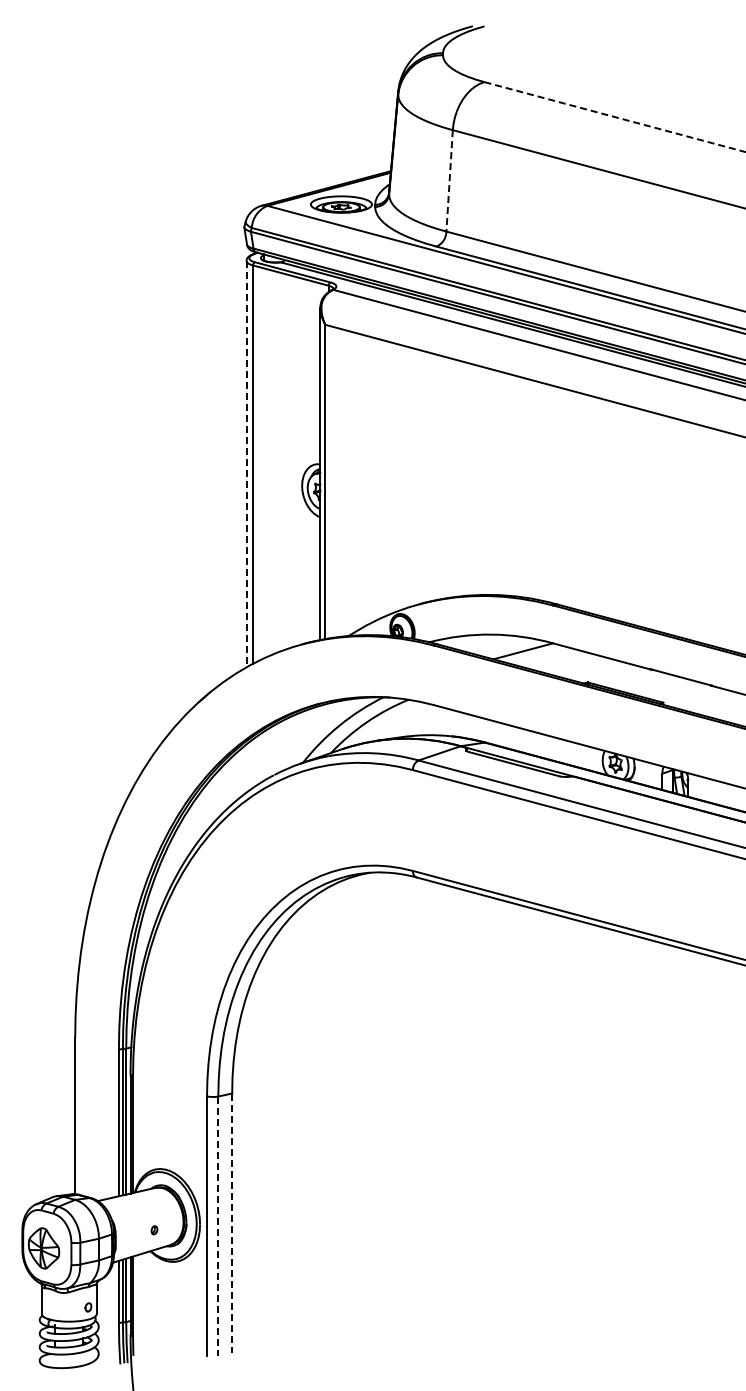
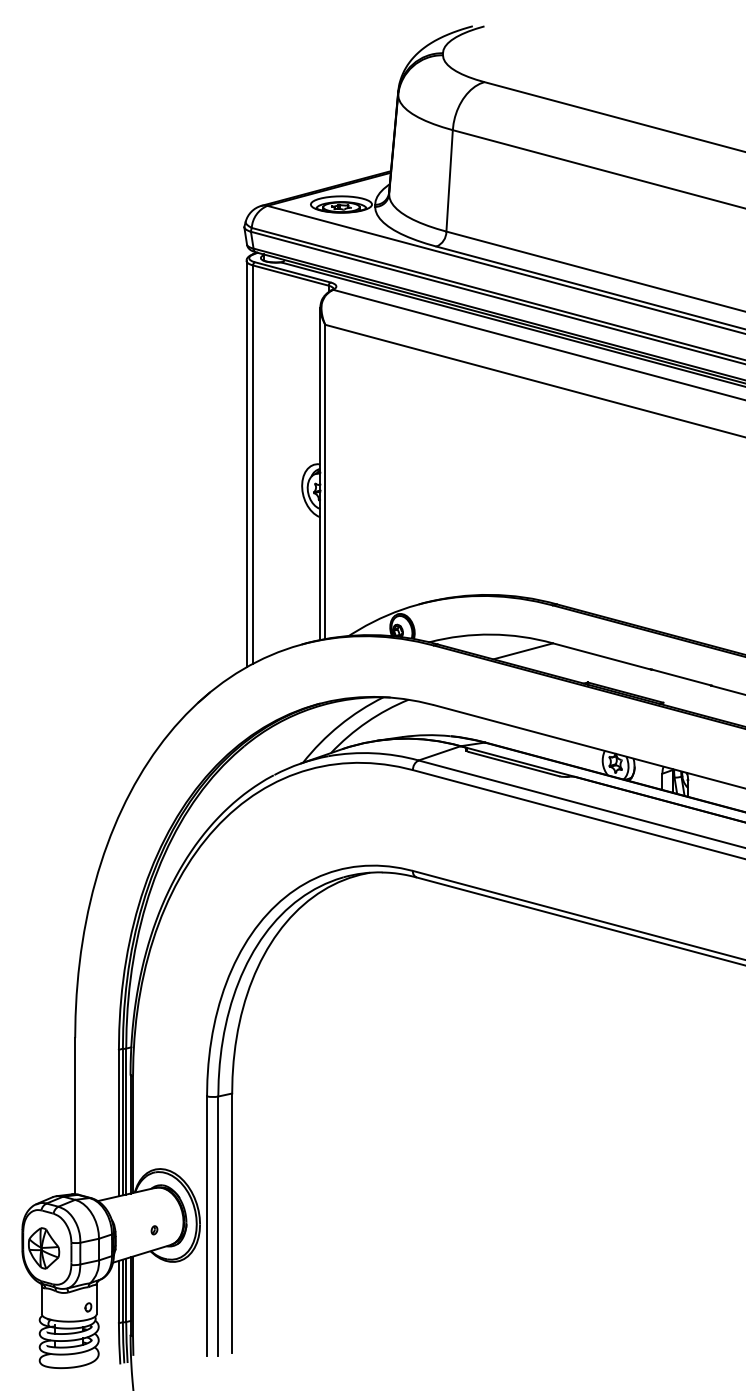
line: dashed -> solid (614, 117)
line: dashed -> solid (449, 180)
line: dashed -> solid (246, 464)
line: dashed -> solid (232, 1223)
line: dashed -> solid (218, 1226)
